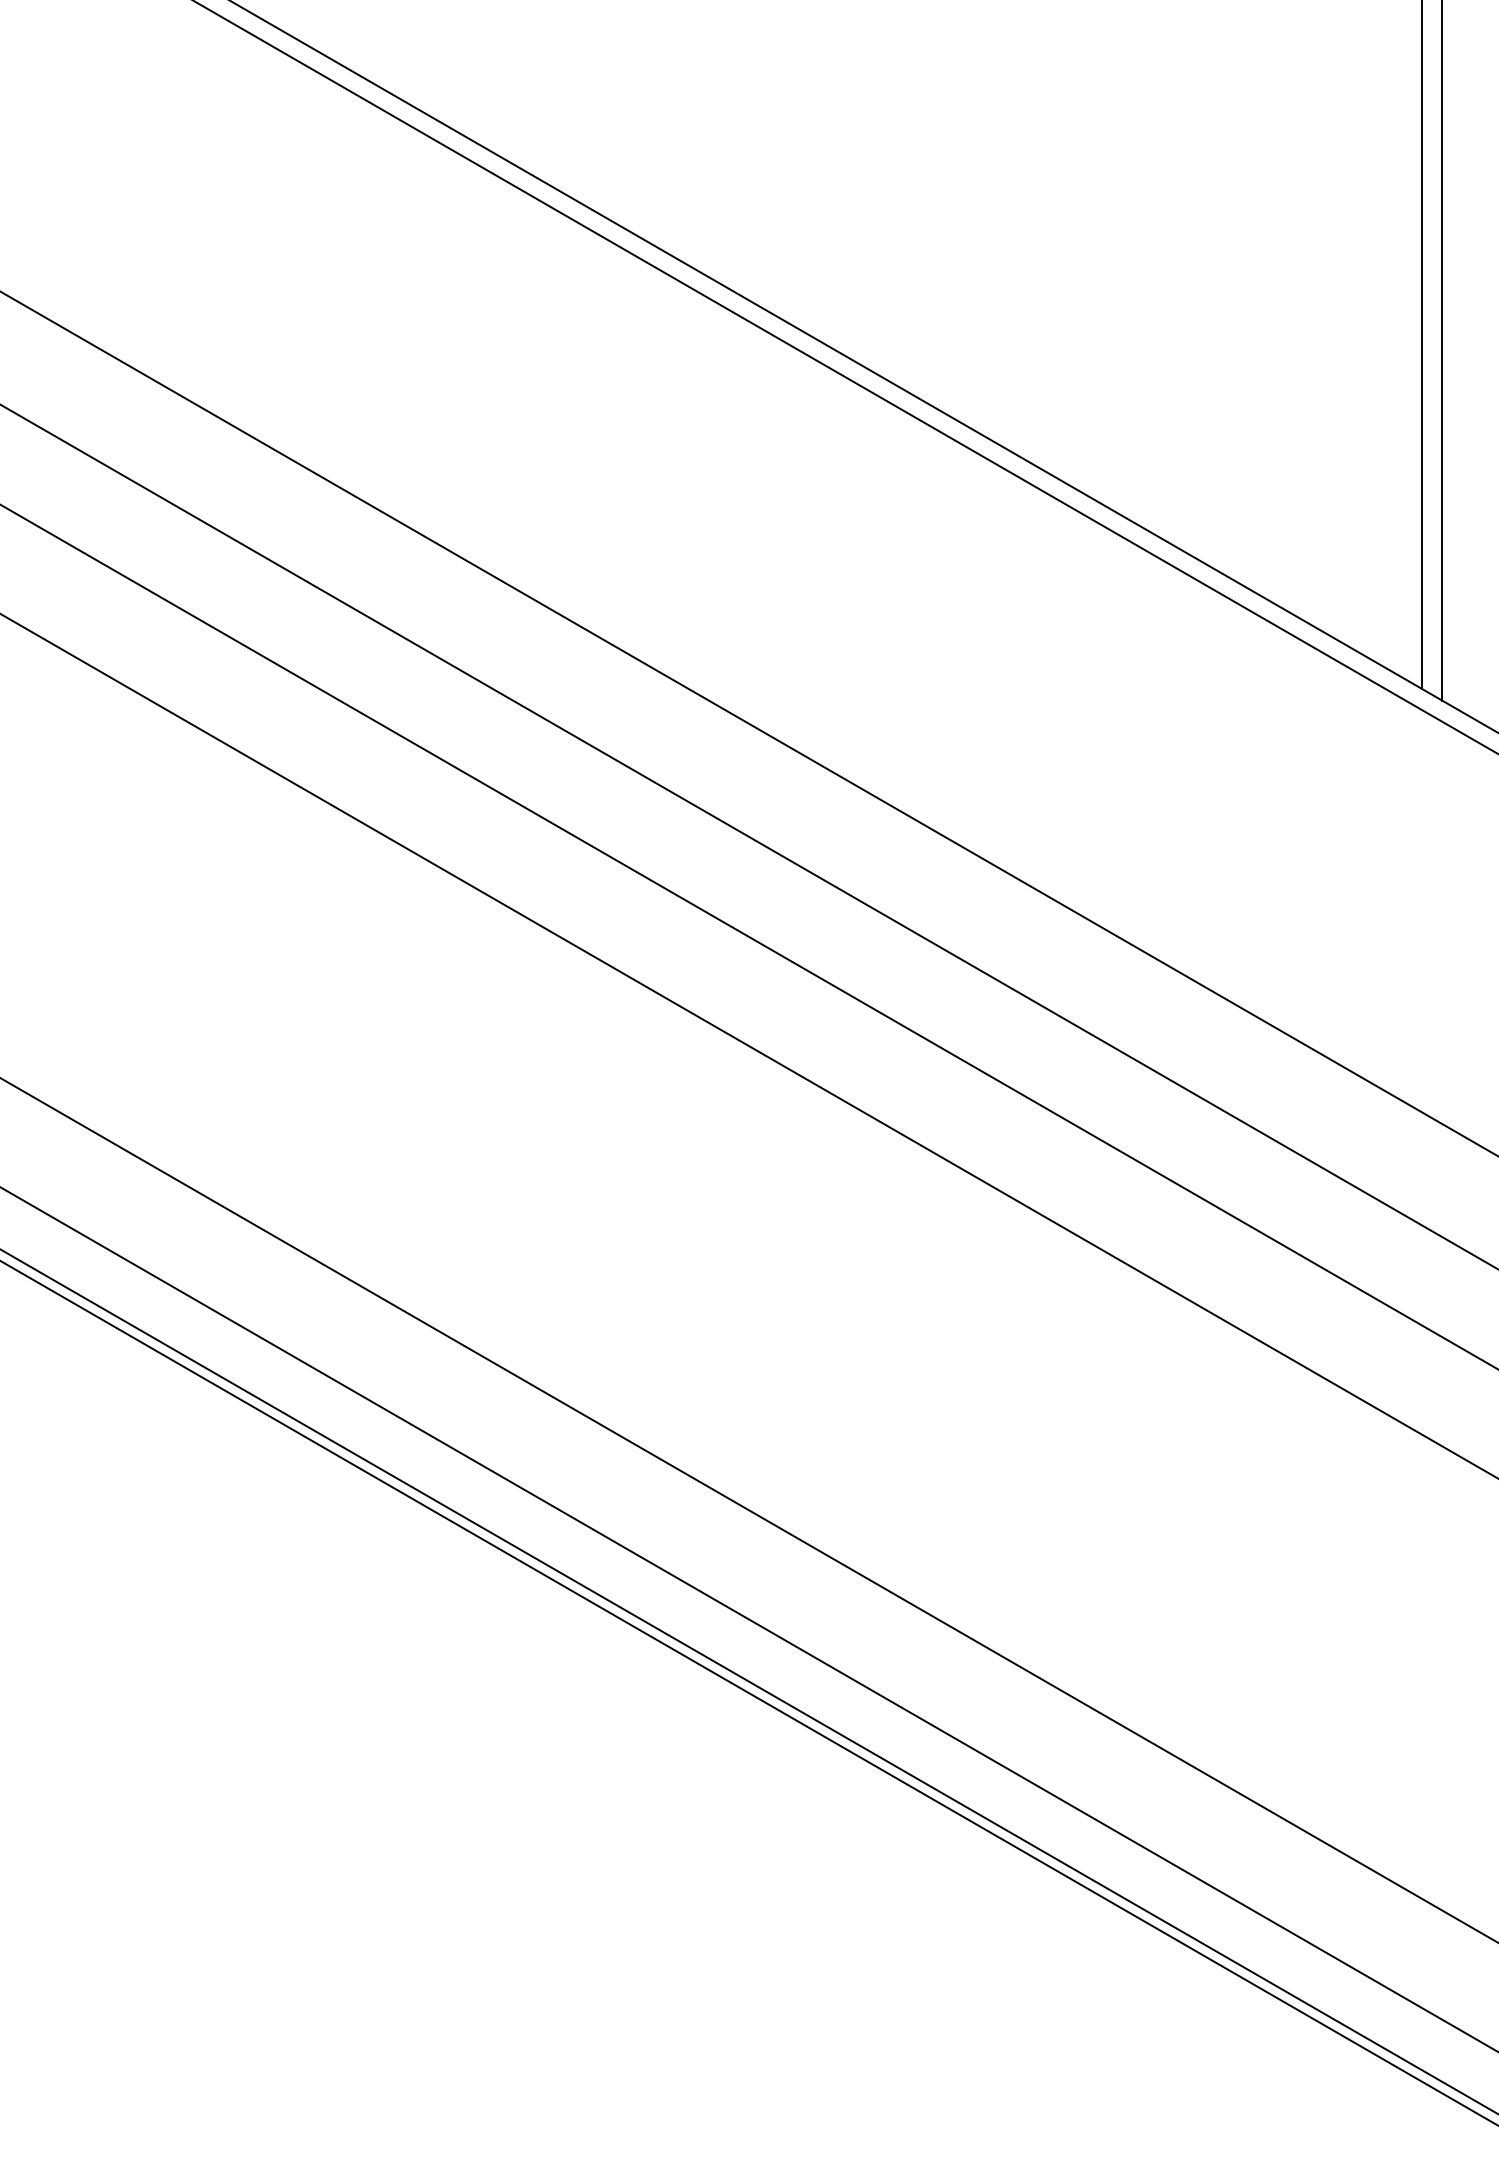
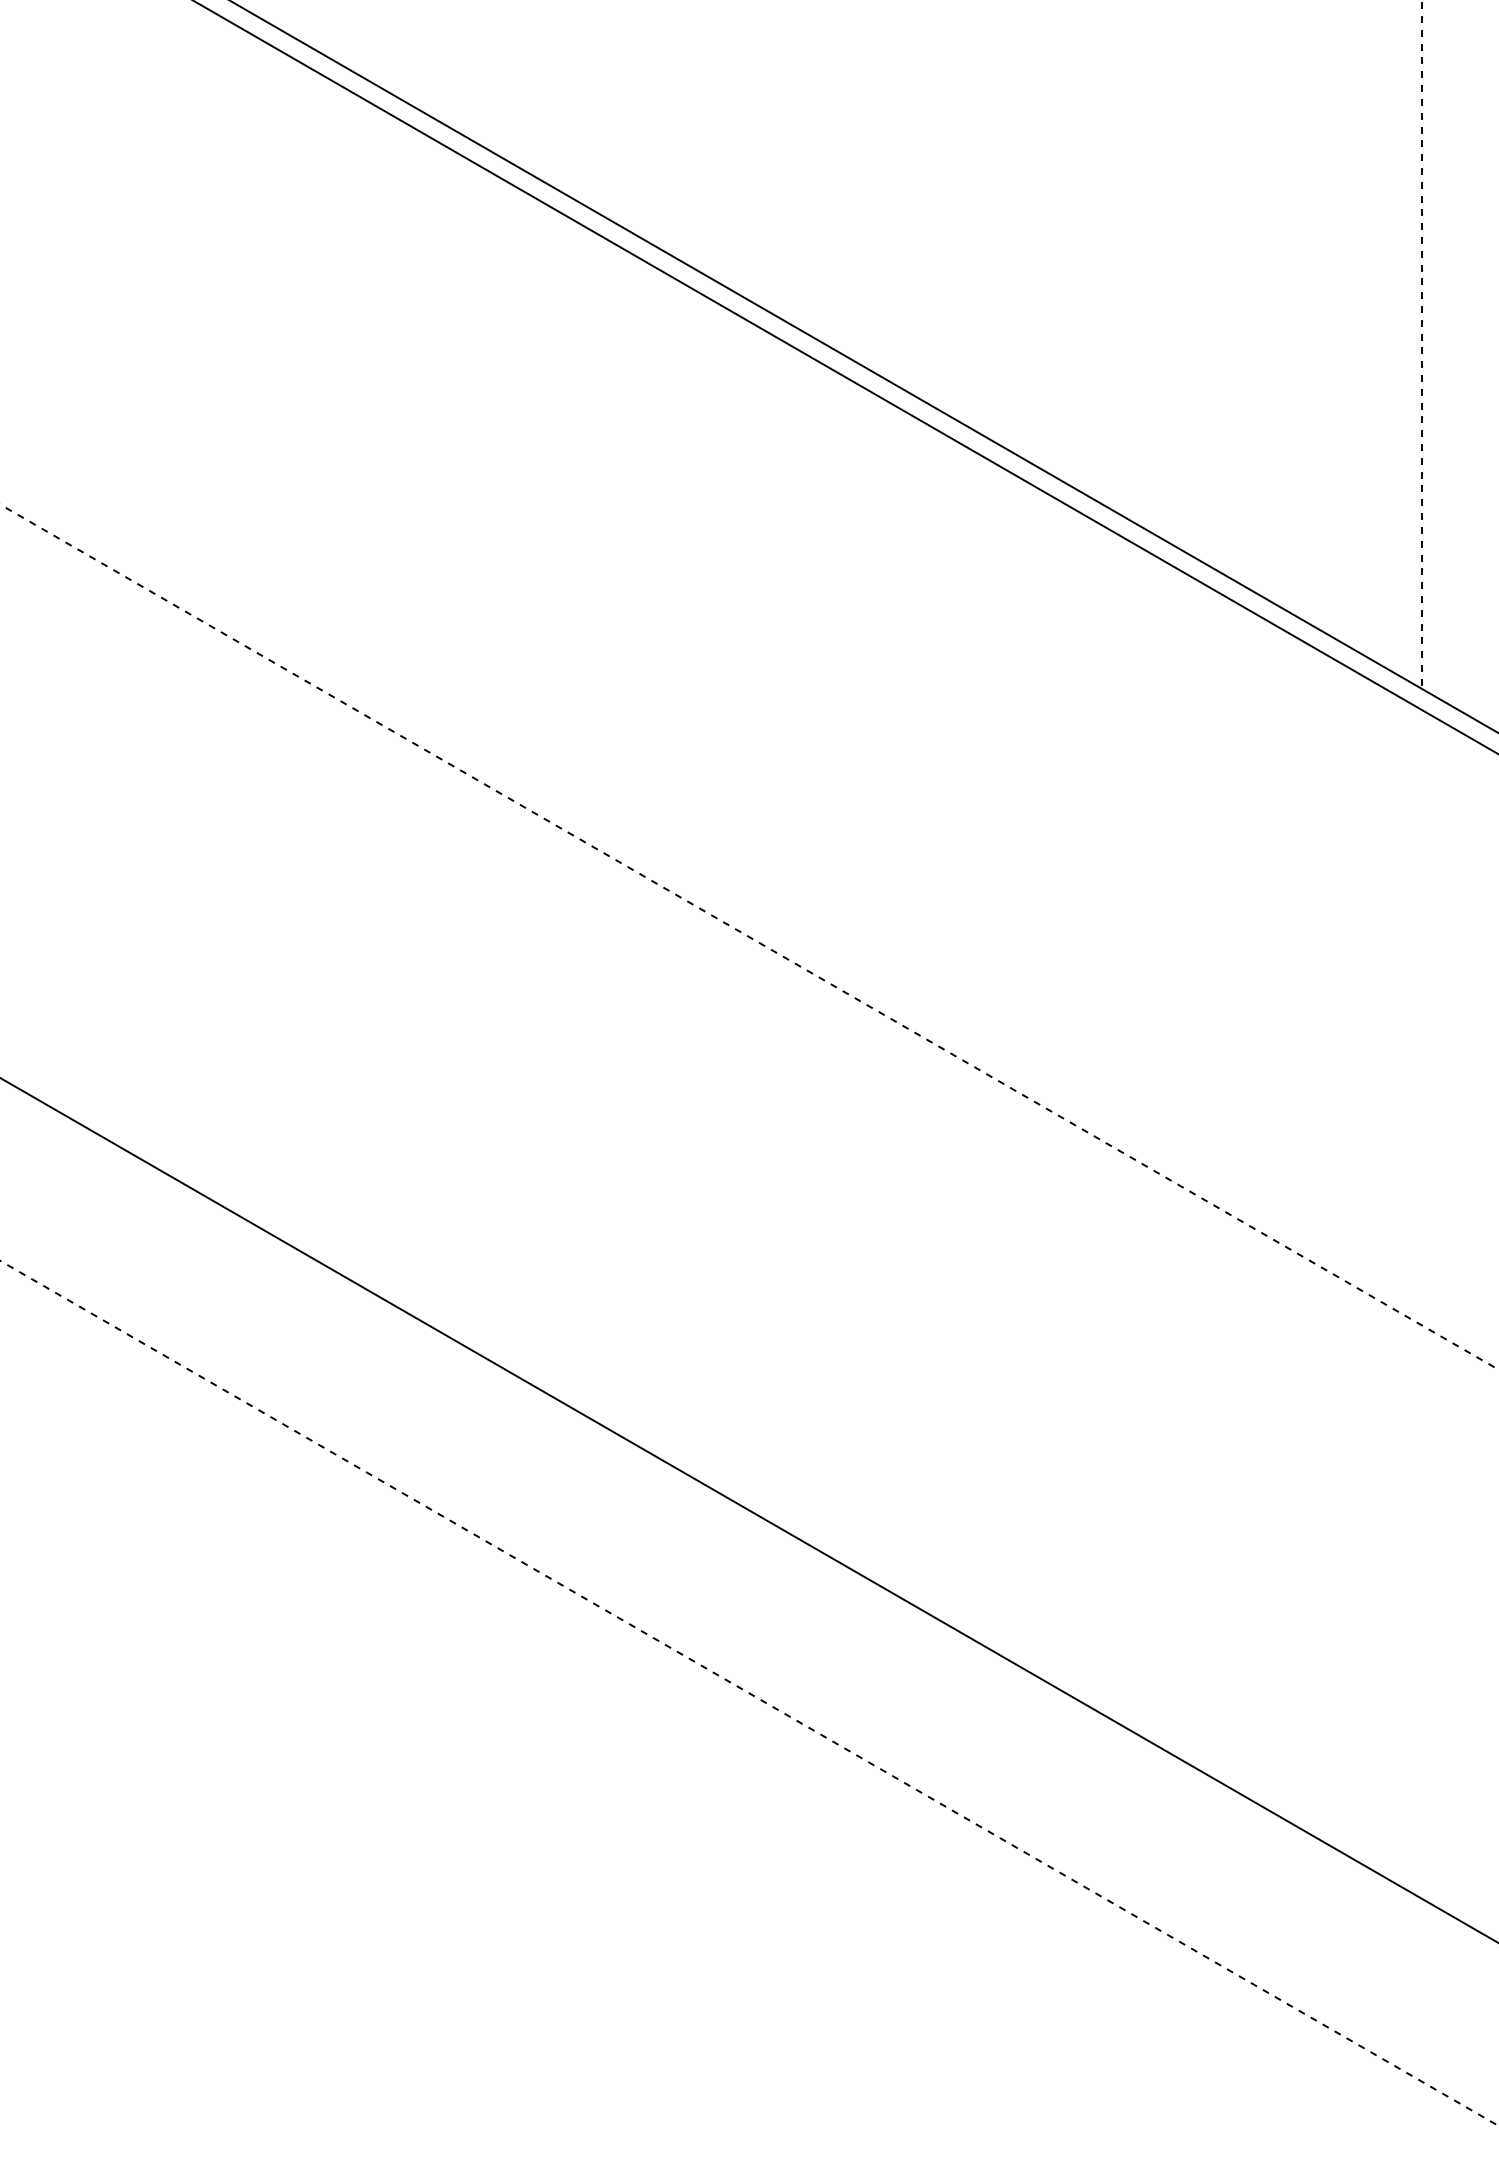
line: solid -> dashed (1422, 345)
line: present -> none (1442, 351)
line: present -> none (748, 723)
line: present -> none (748, 836)
line: solid -> dashed (749, 937)
line: present -> none (748, 1045)
line: present -> none (748, 1619)
line: present -> none (748, 1681)
line: solid -> dashed (749, 1693)
